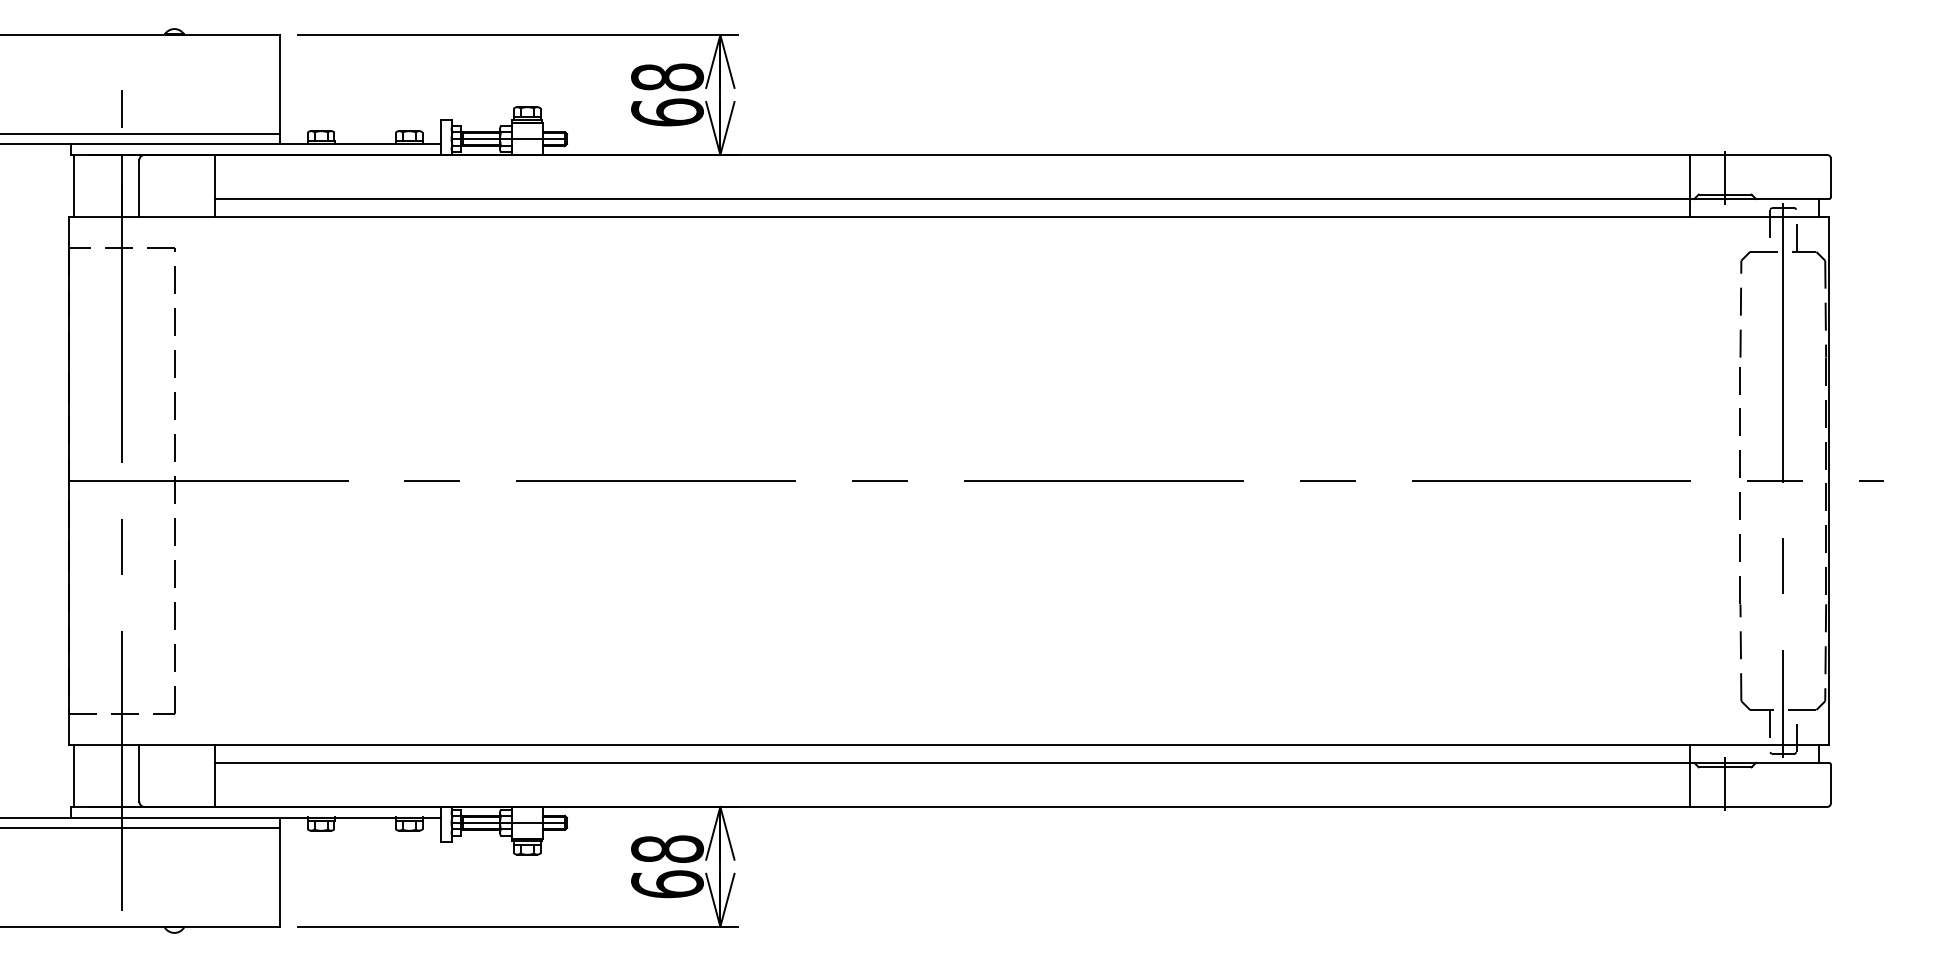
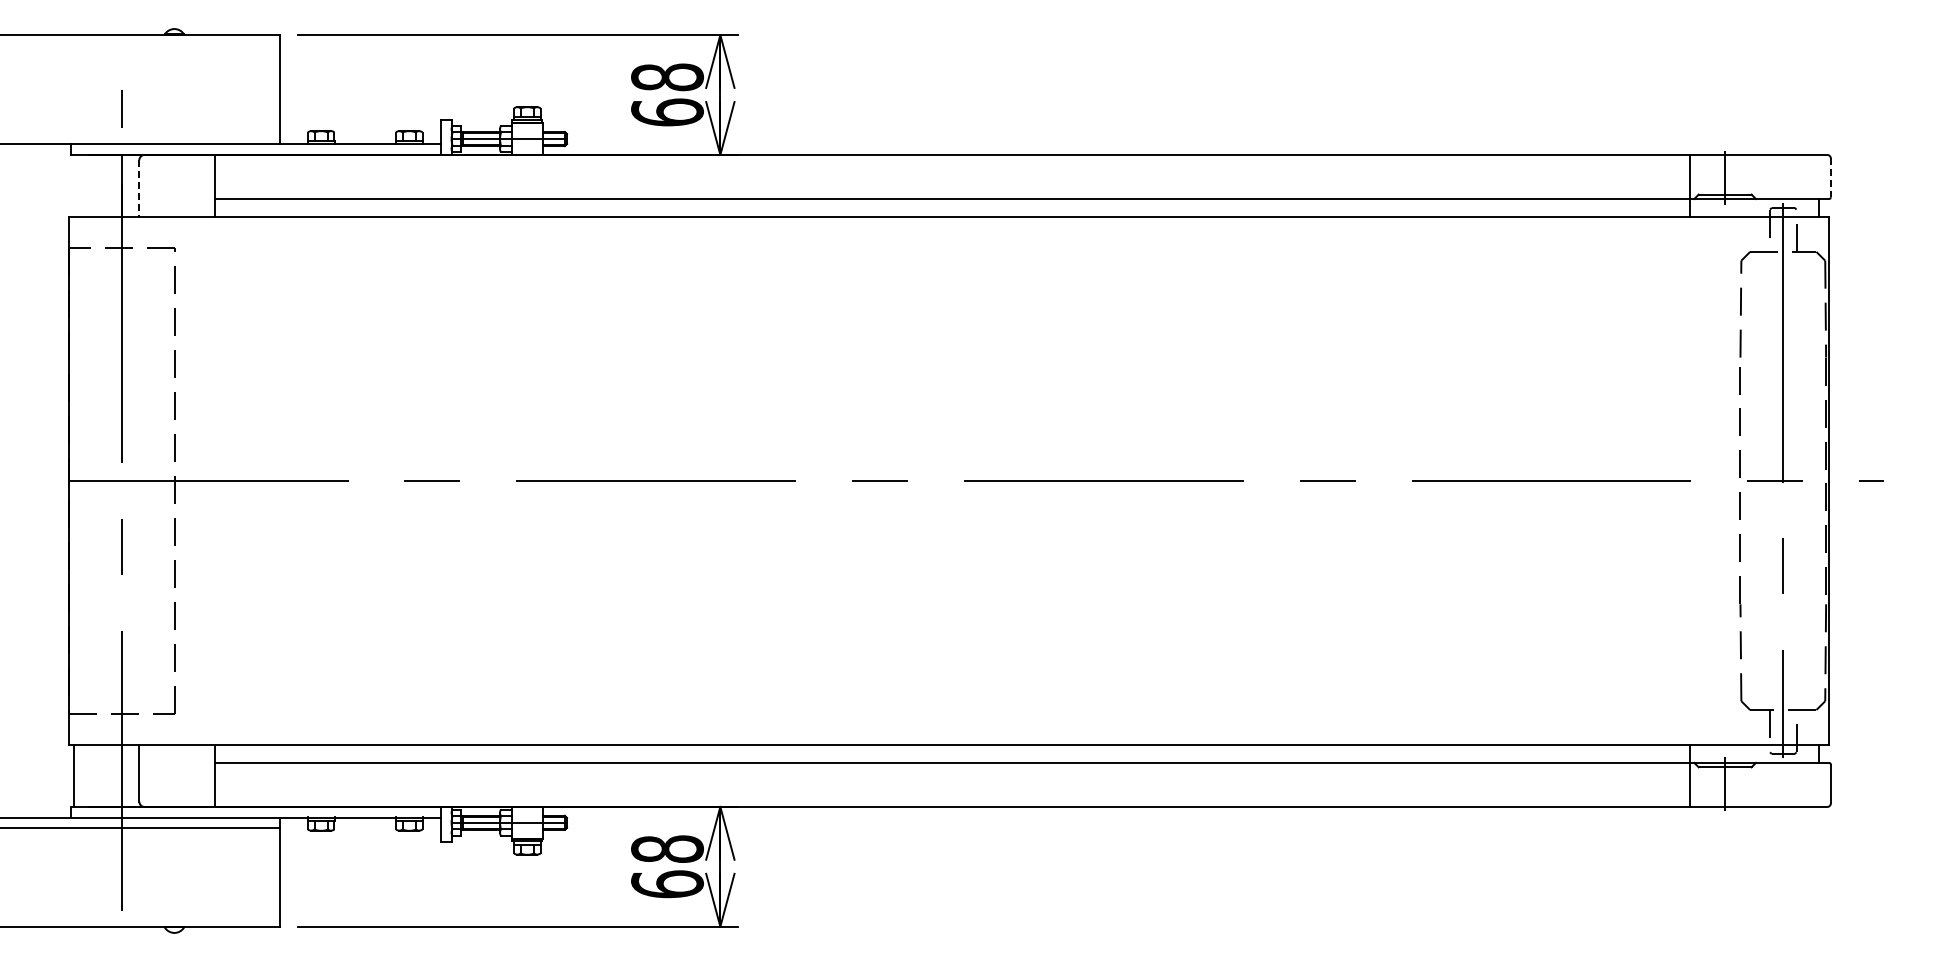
line: present -> none (141, 133)
line: solid -> dashed (1830, 178)
line: present -> none (73, 185)
line: solid -> dashed (139, 188)
